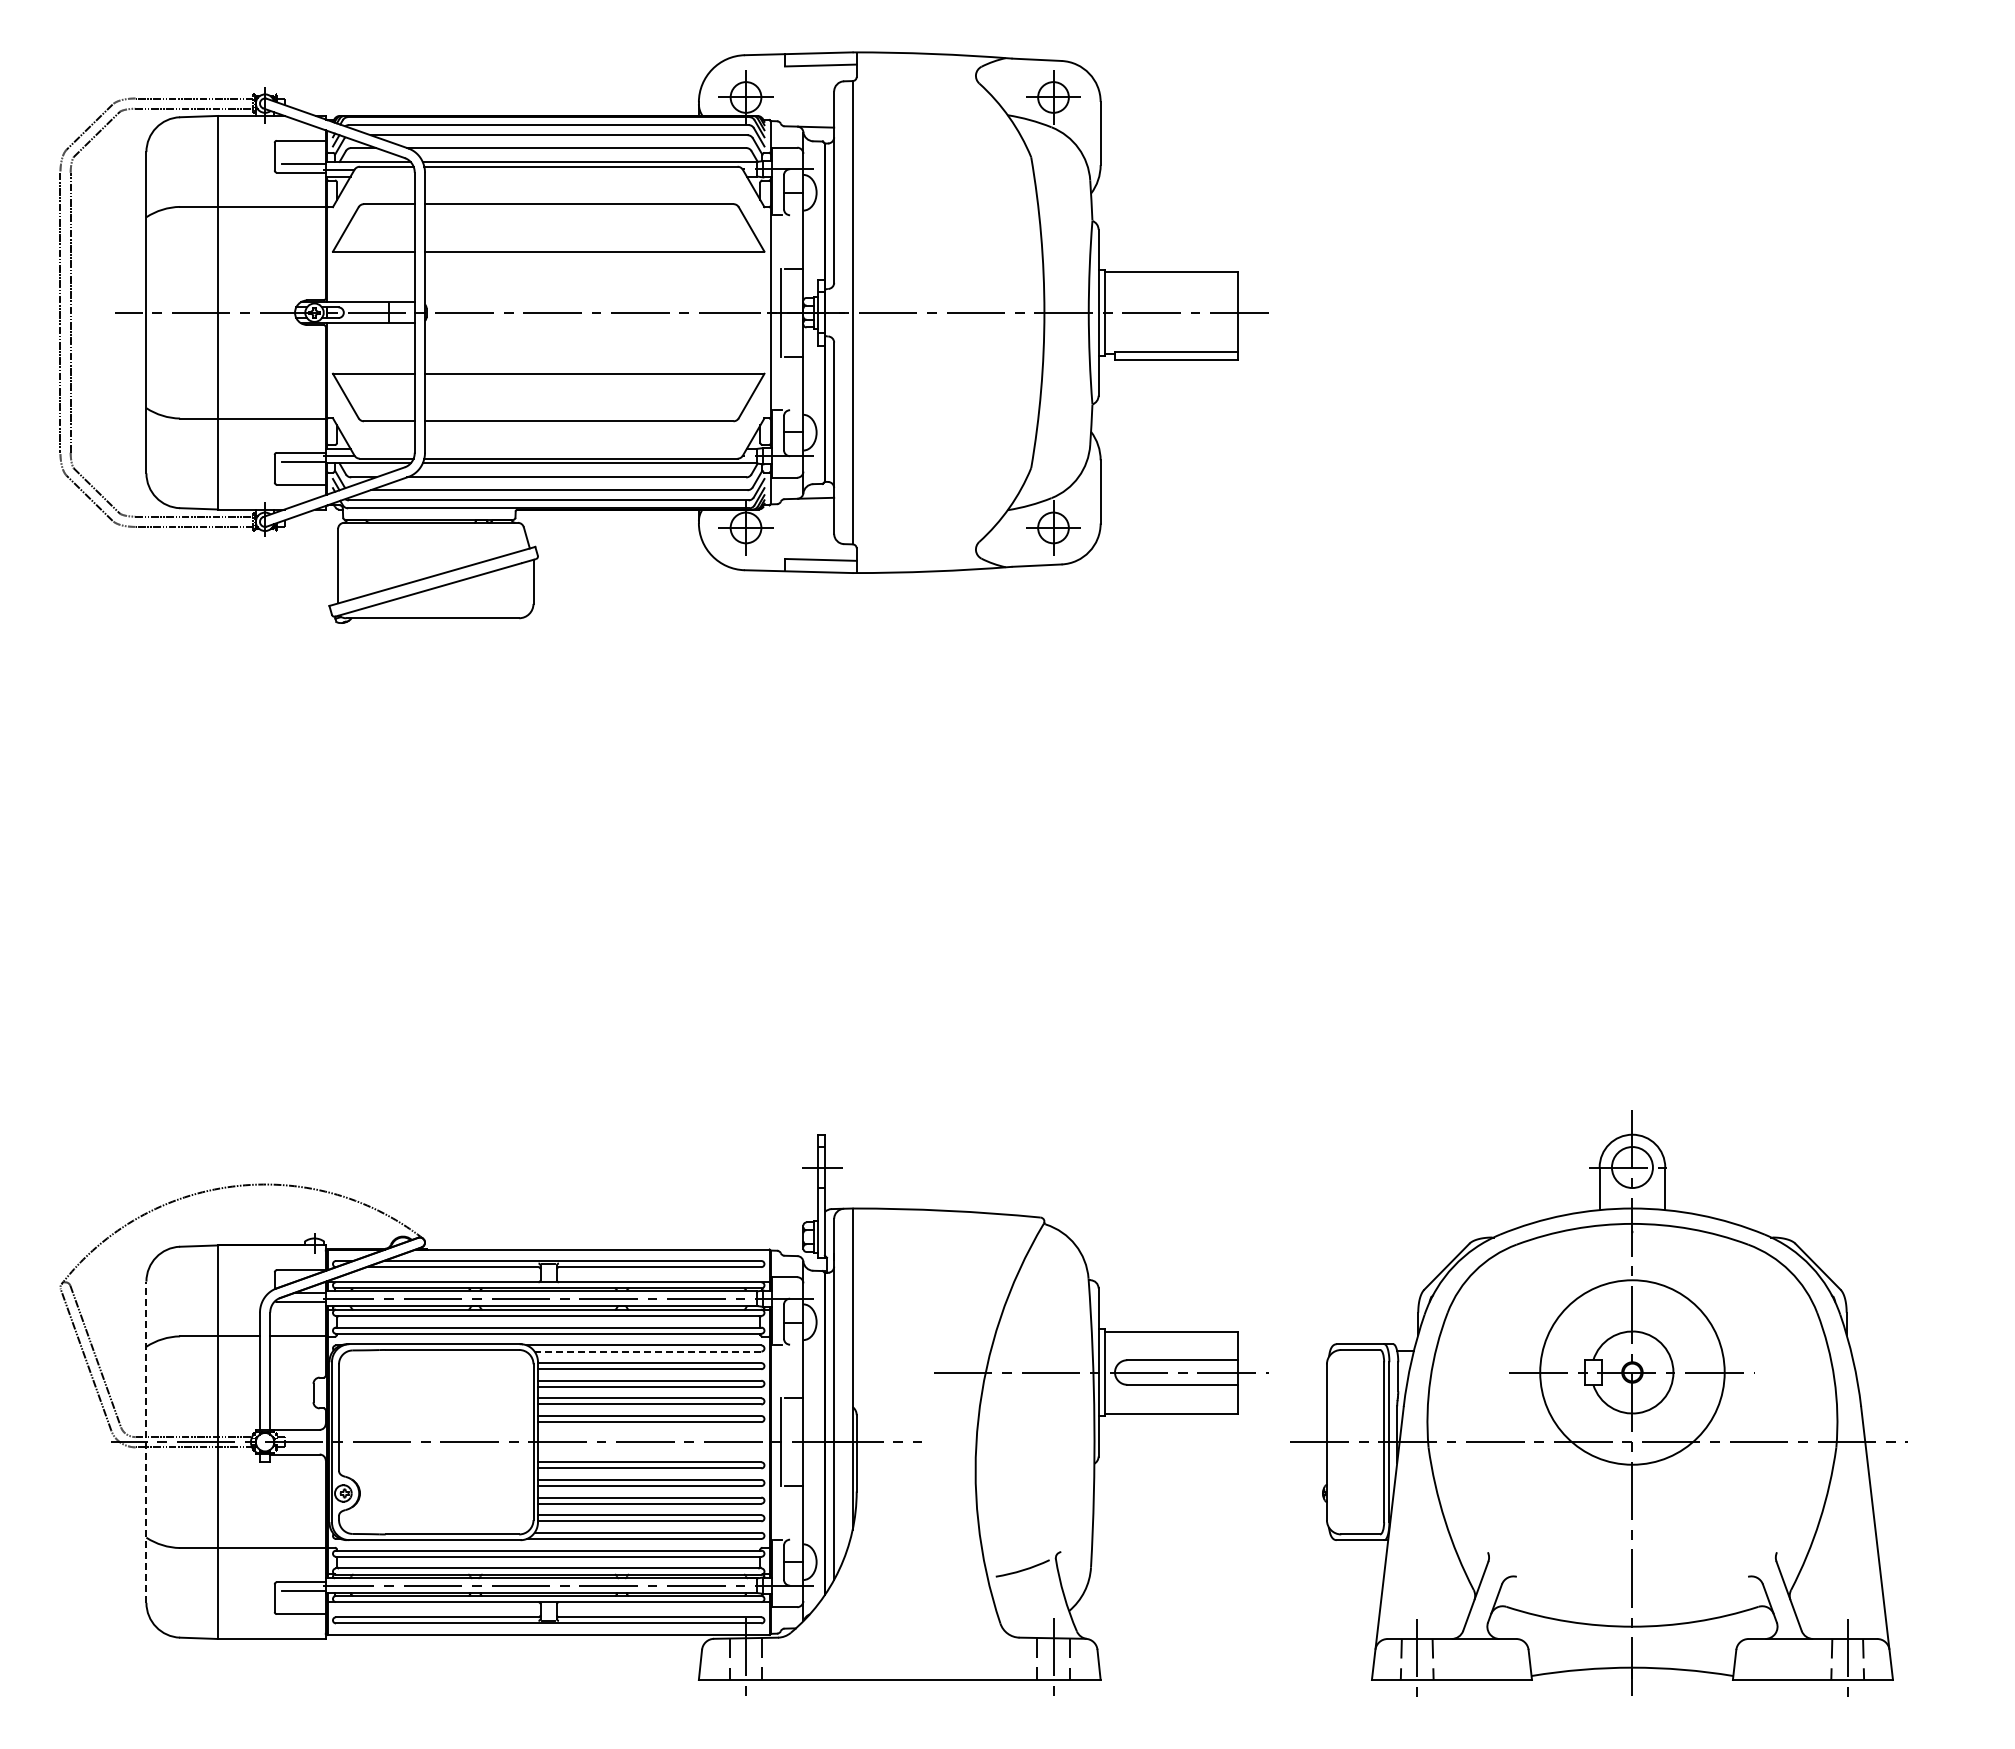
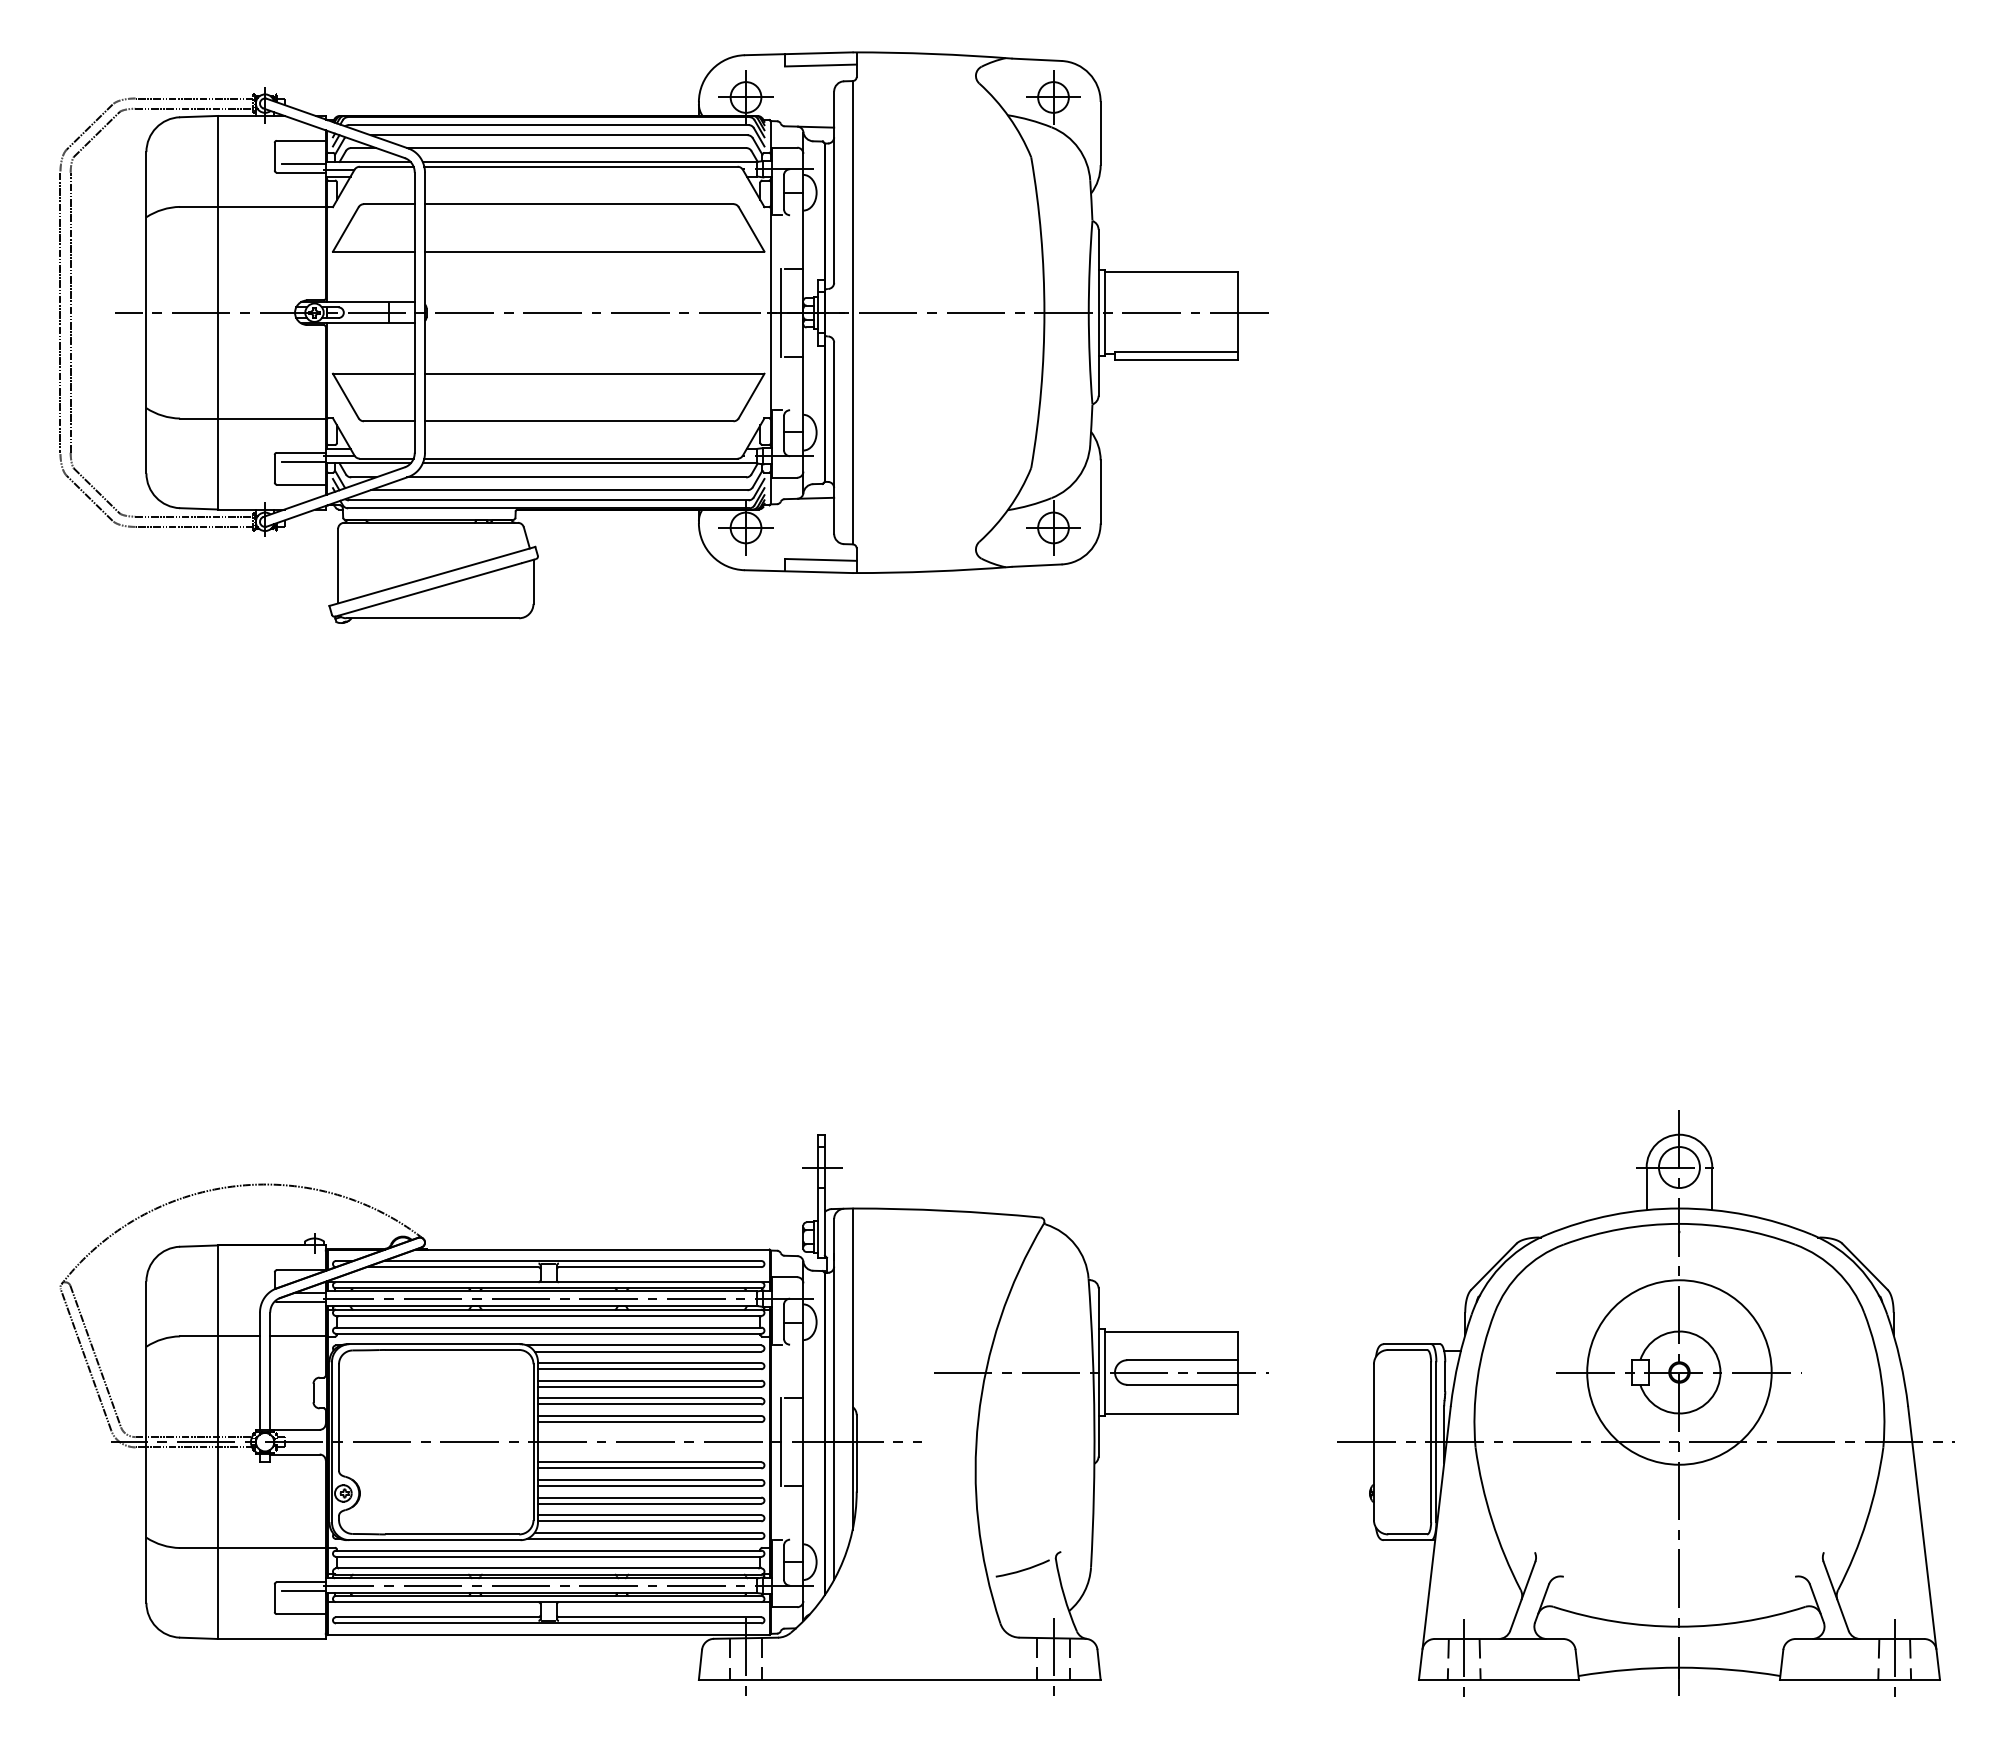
line: dashed -> solid (647, 1351)
part position: (1598, 1403) -> (1645, 1403) (1645, 1403)
line: dashed -> solid (146, 1442)
